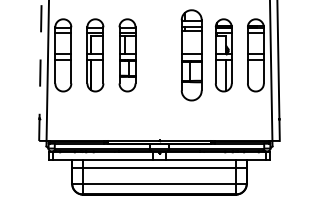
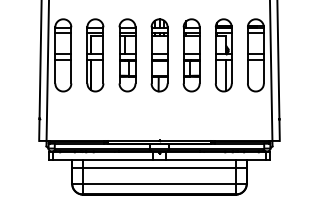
part: none -> present (159, 55)
part size: 23x93 px -> 19x75 px (191, 55)
line: dashed -> solid (40, 70)
